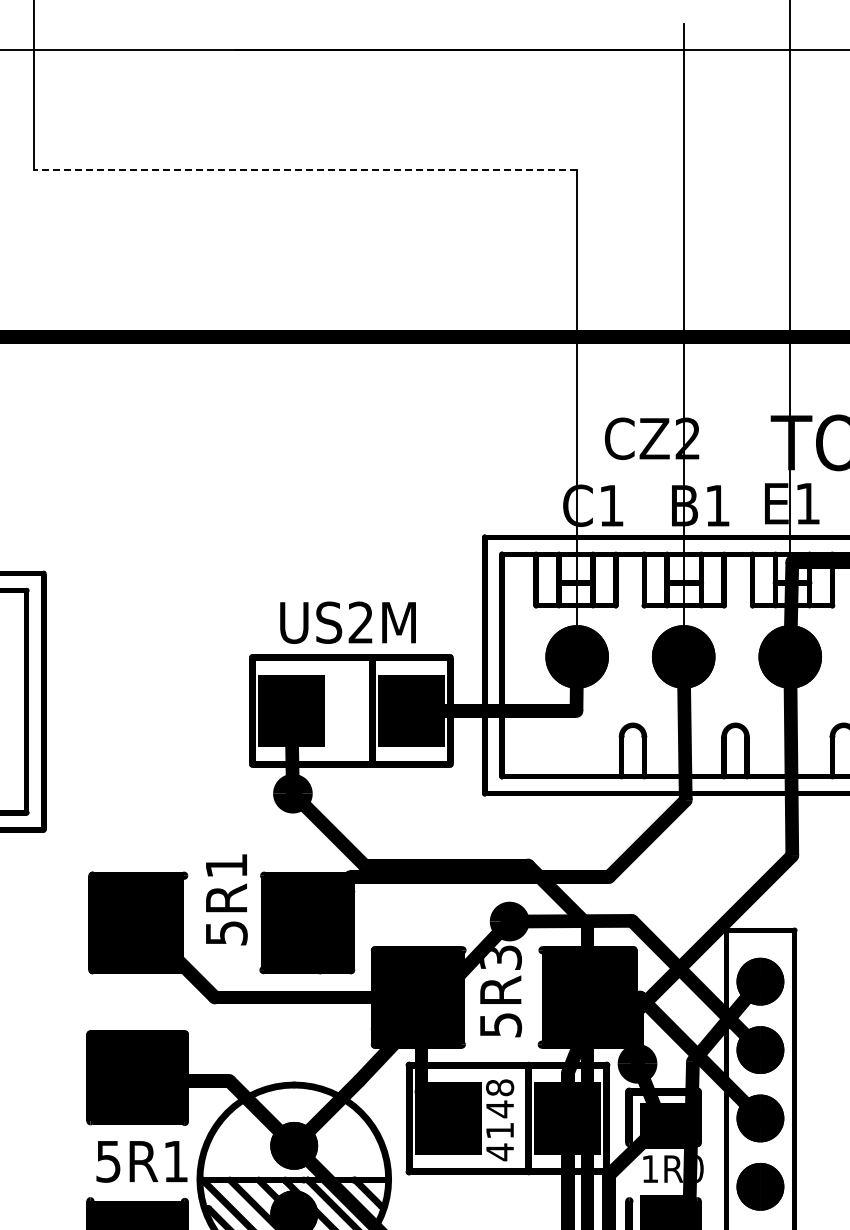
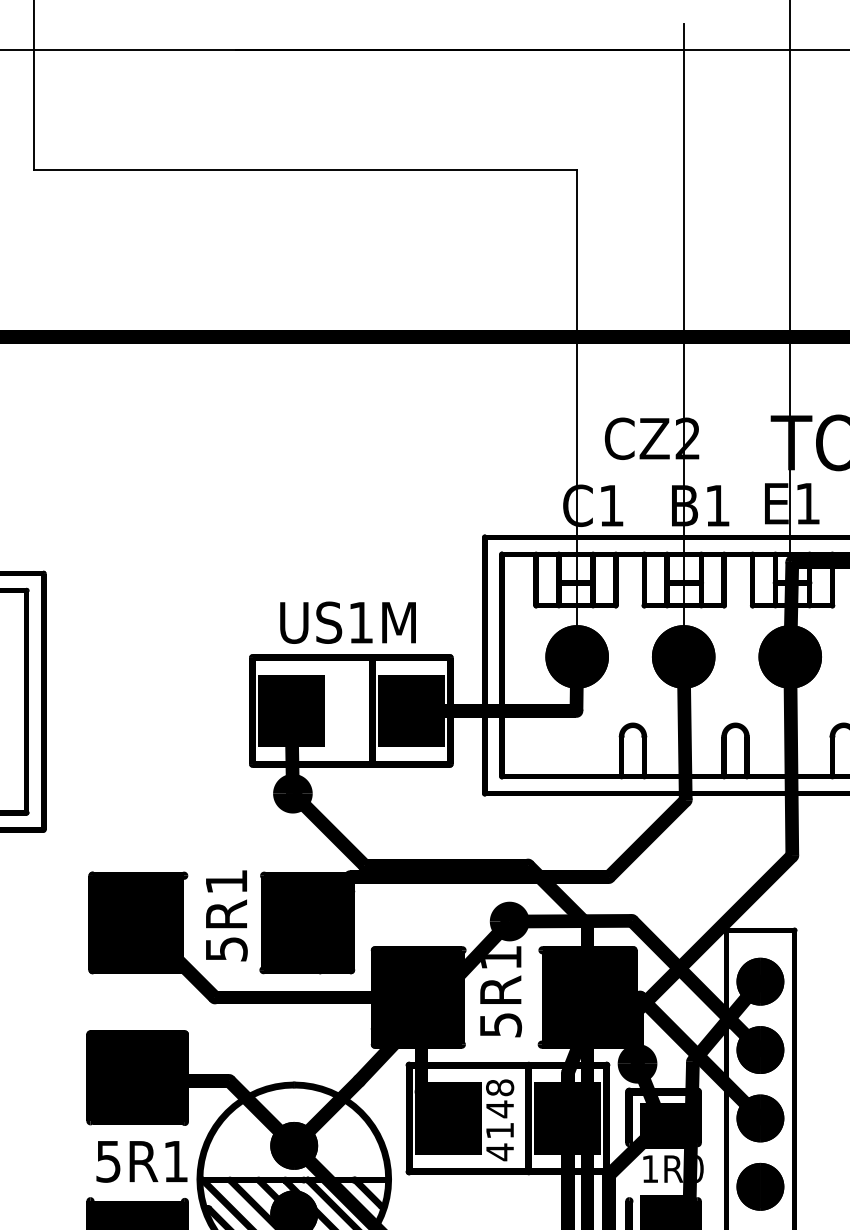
line: dashed -> solid (305, 169)
text: US2M -> US1M (360, 622)
text position: (226, 899) -> (226, 915) (226, 915)
text: 5R3 -> 5R1 (500, 957)
